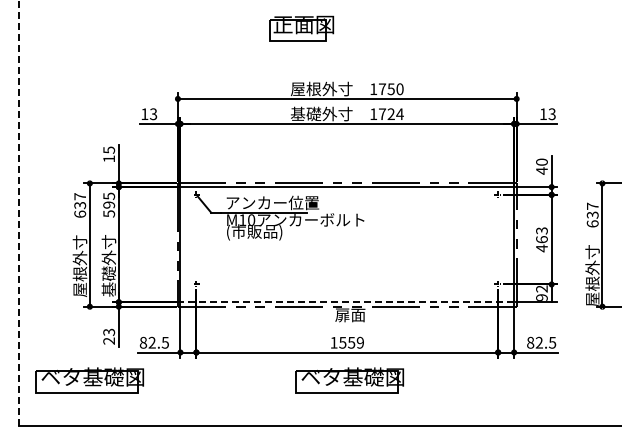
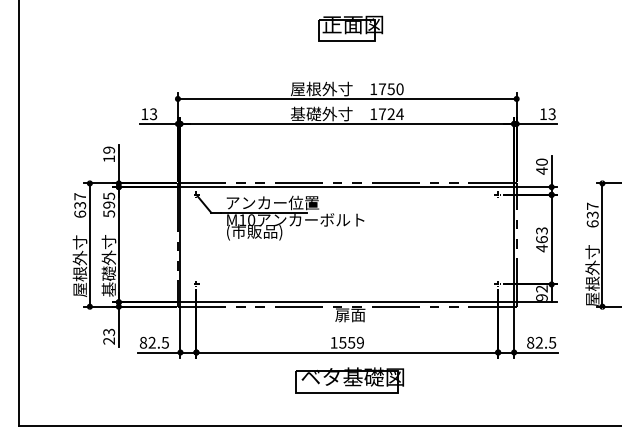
part position: (301, 28) -> (350, 28) (350, 28)
text: 15 -> 19 (108, 149)
line: dashed -> solid (18, 212)
line: dashed -> solid (347, 302)
part: present -> none (89, 380)
